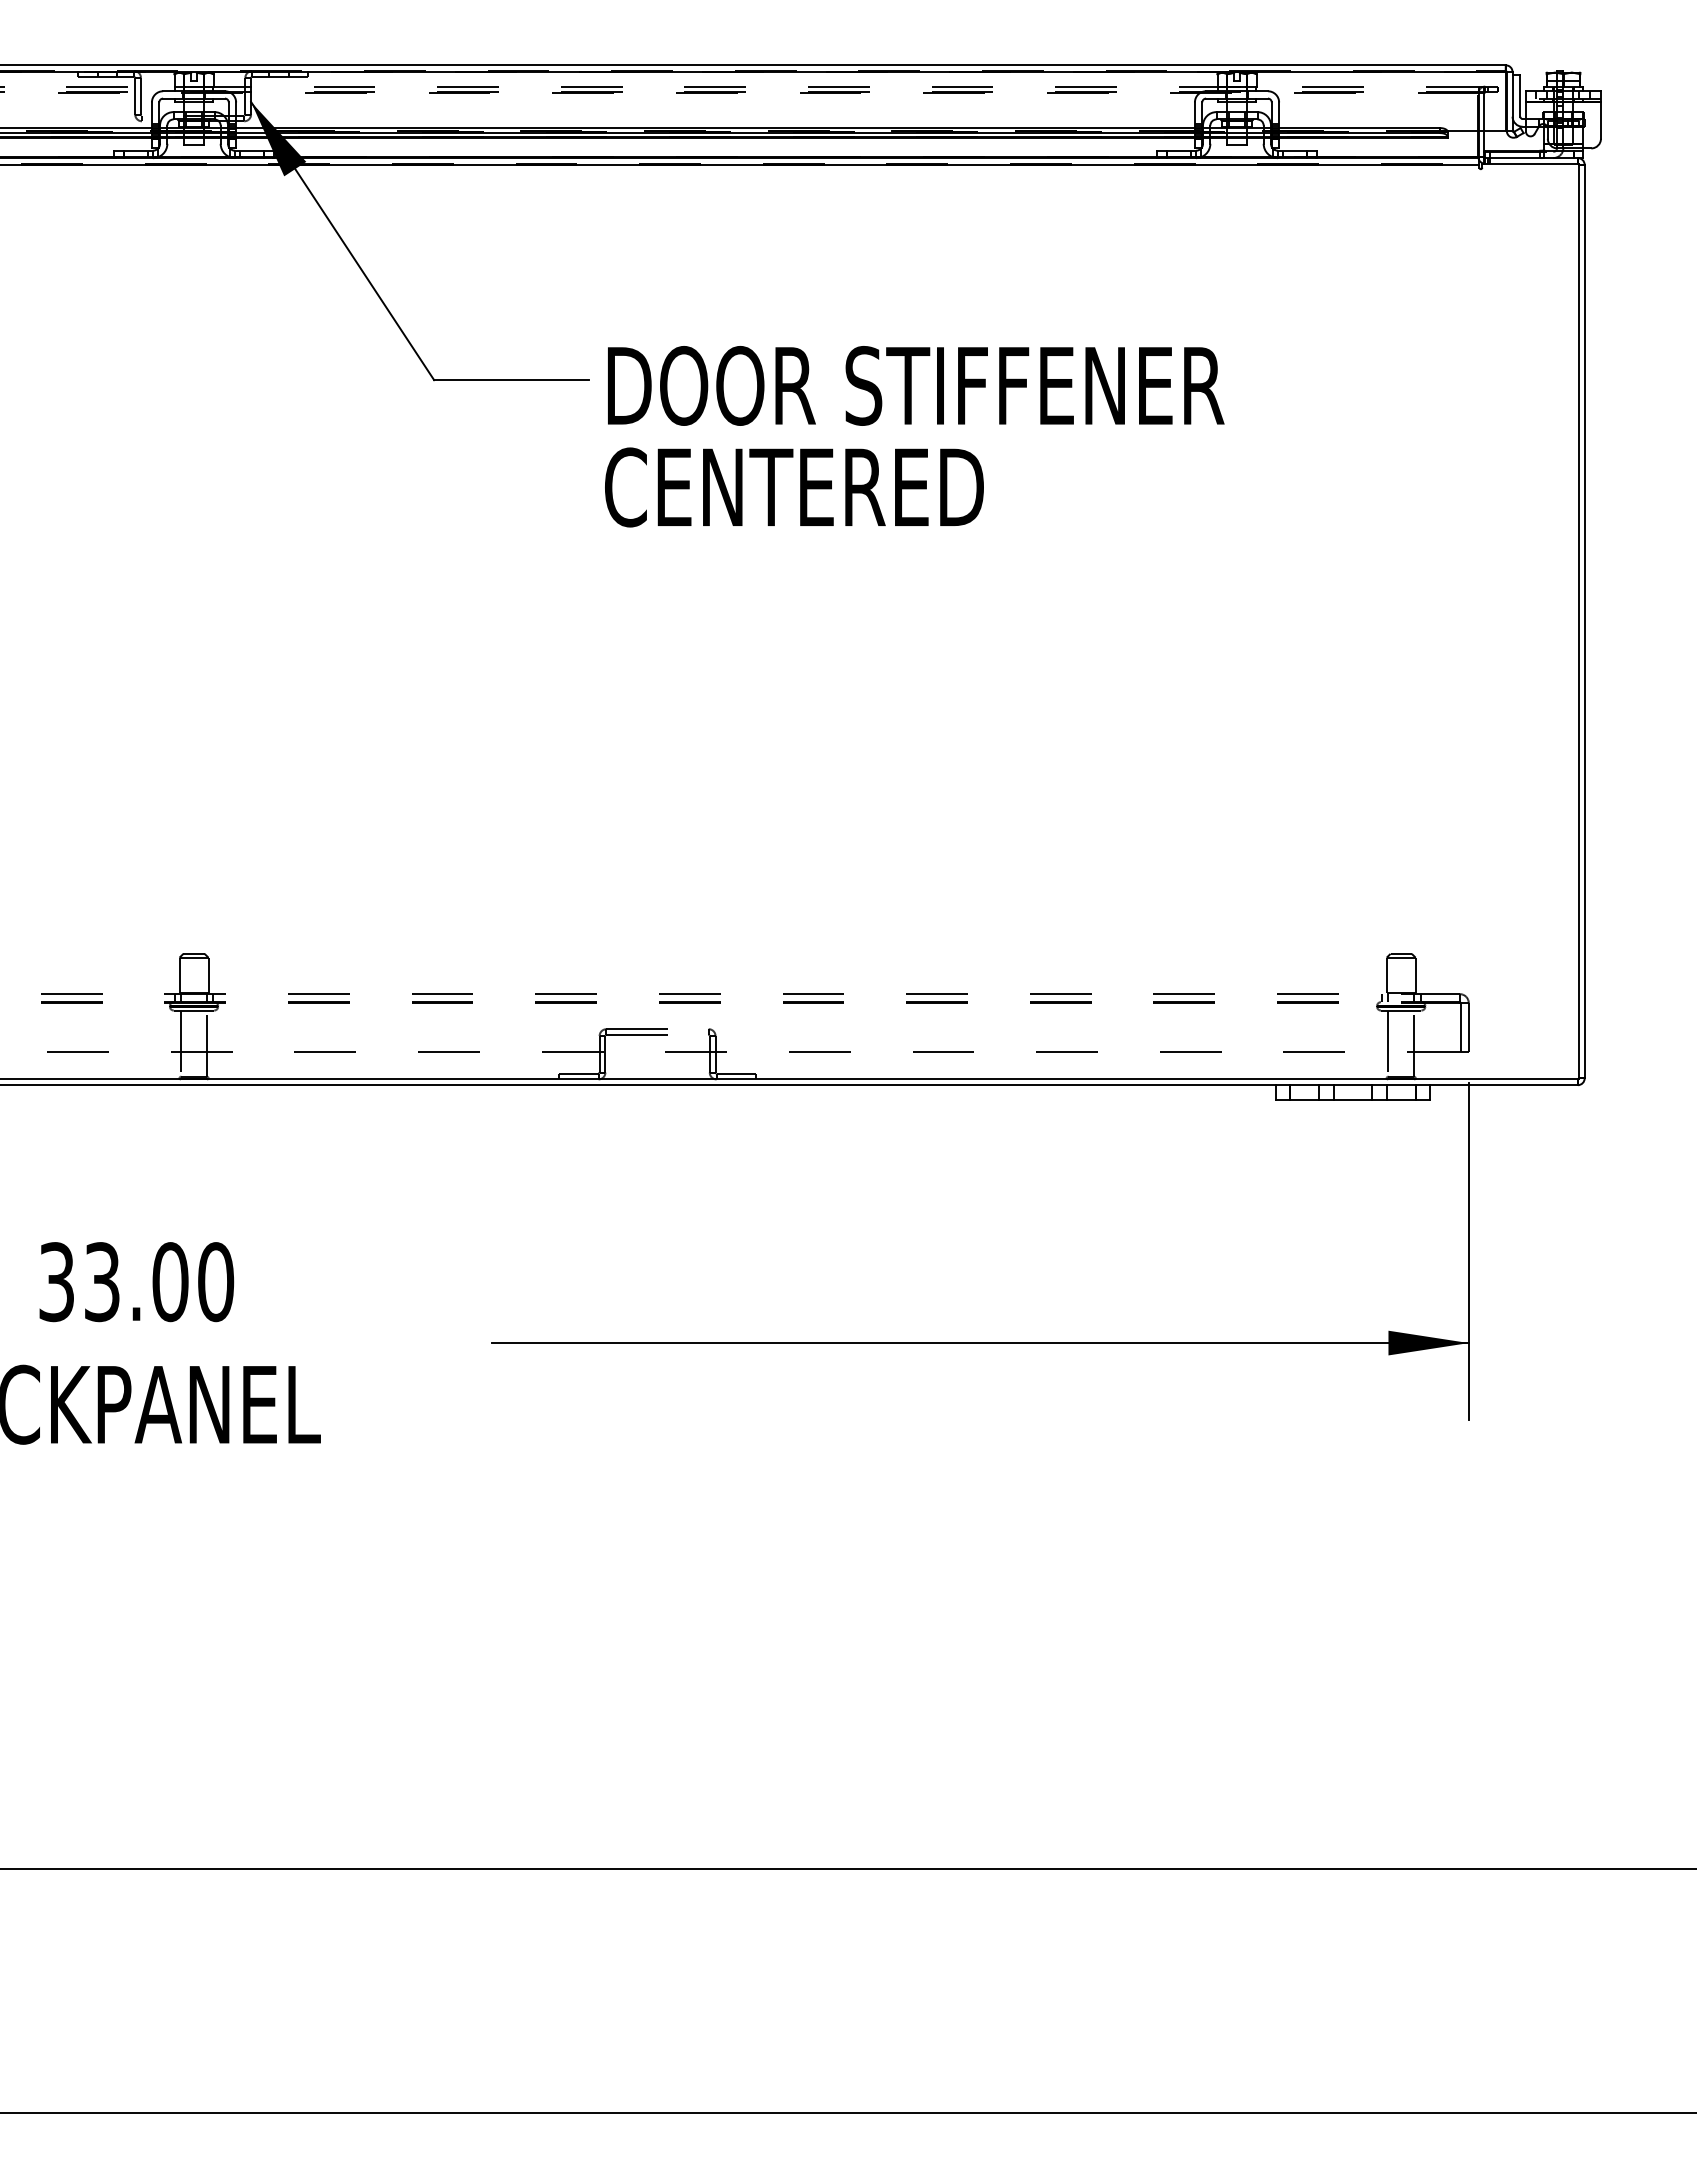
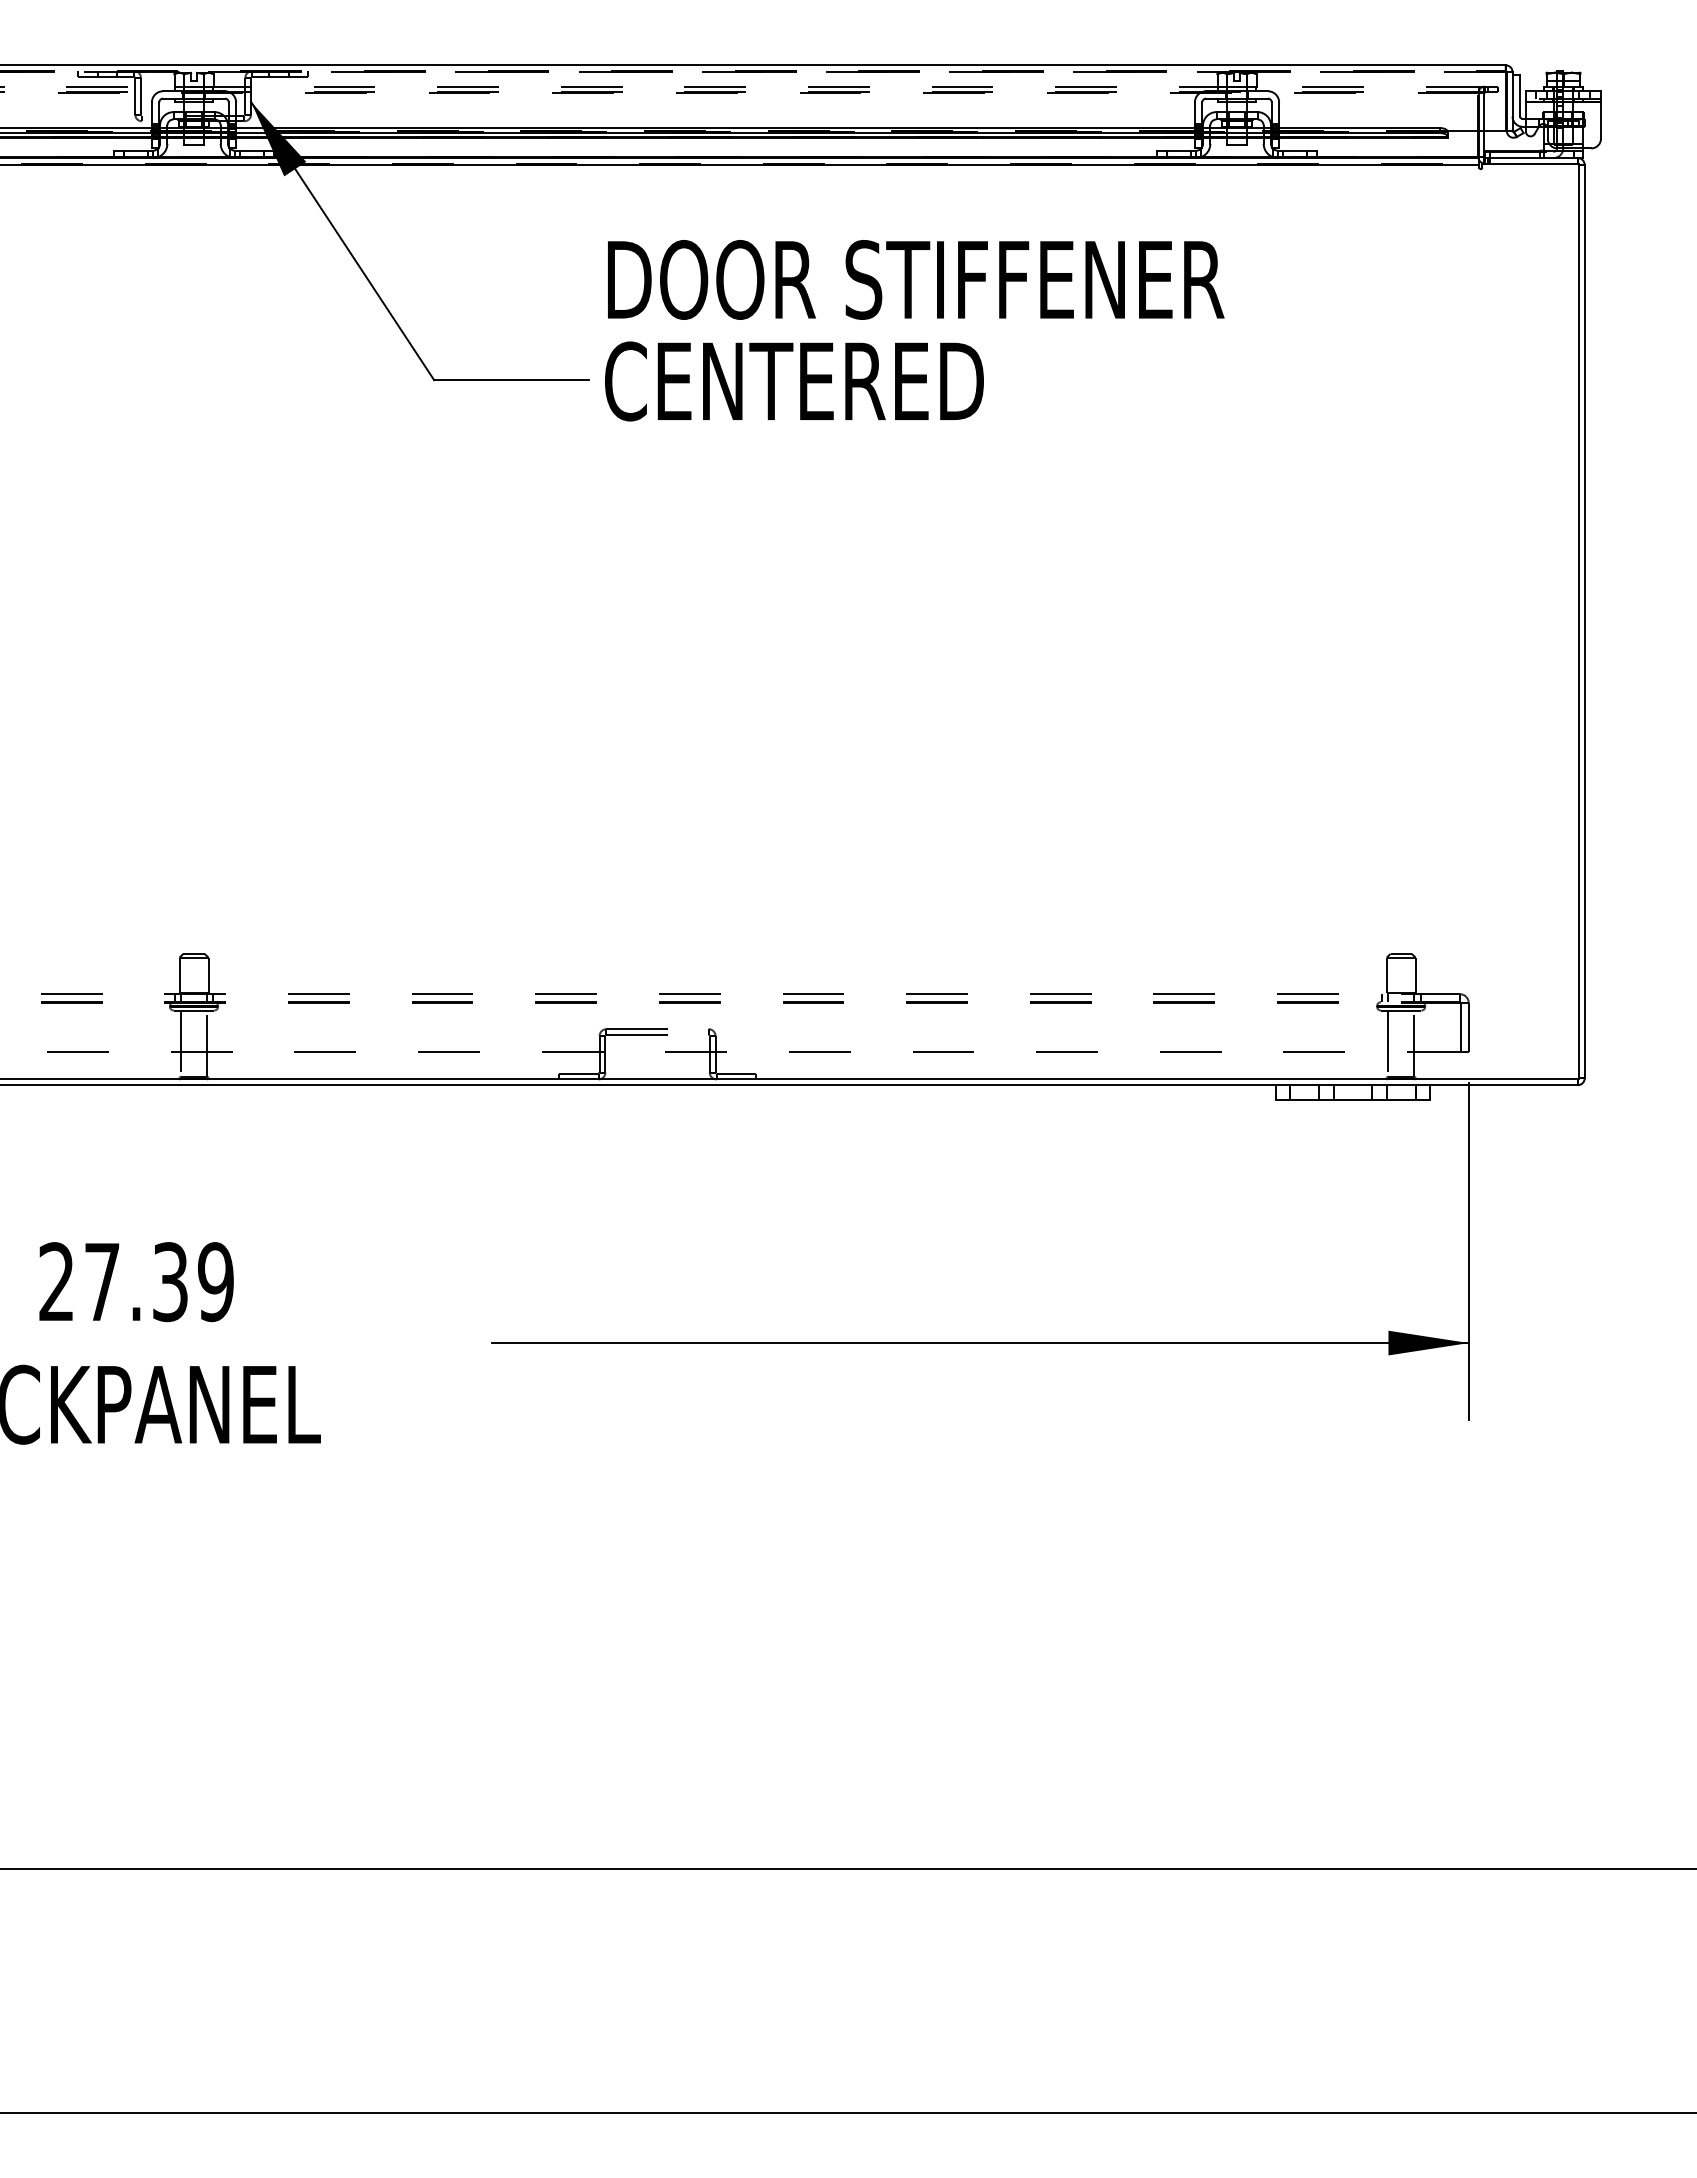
line: solid -> dashed (752, 72)
text position: (914, 436) -> (914, 330) (914, 330)
text: 33.00 -> 27.39 (136, 1282)
